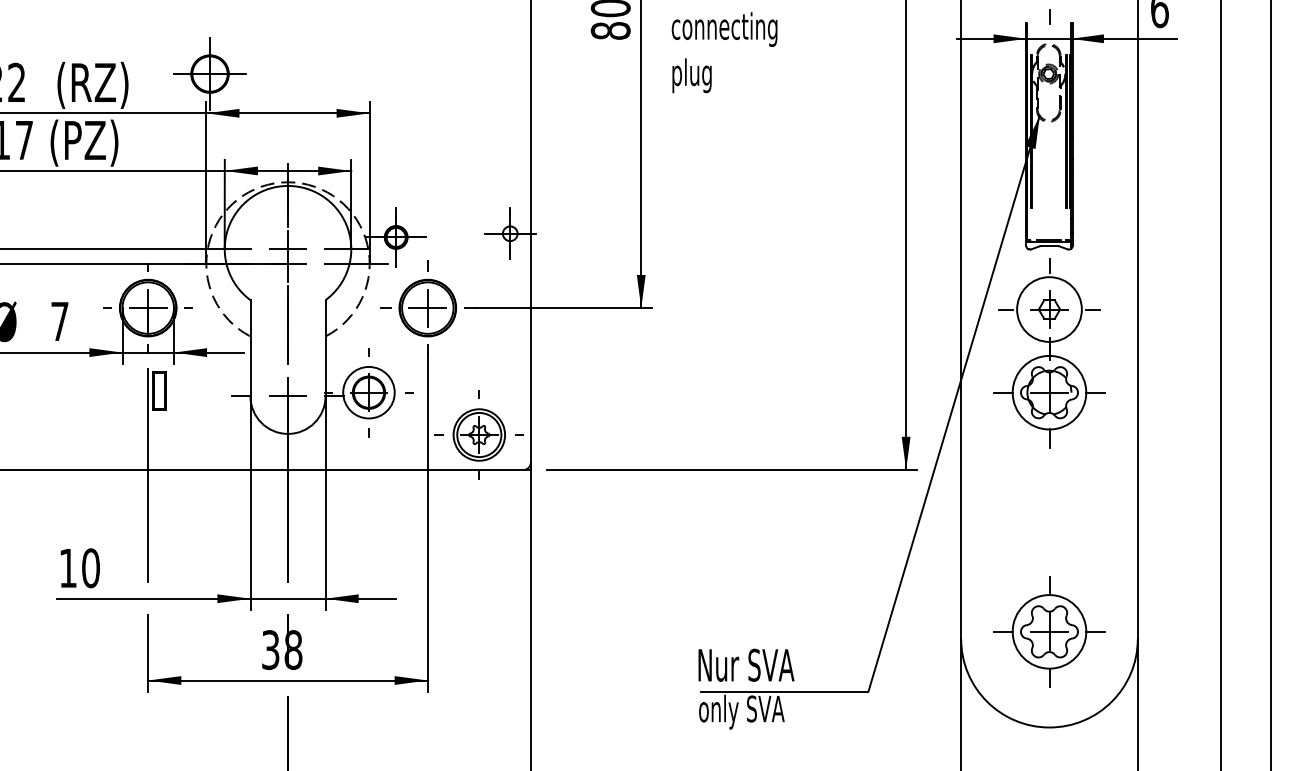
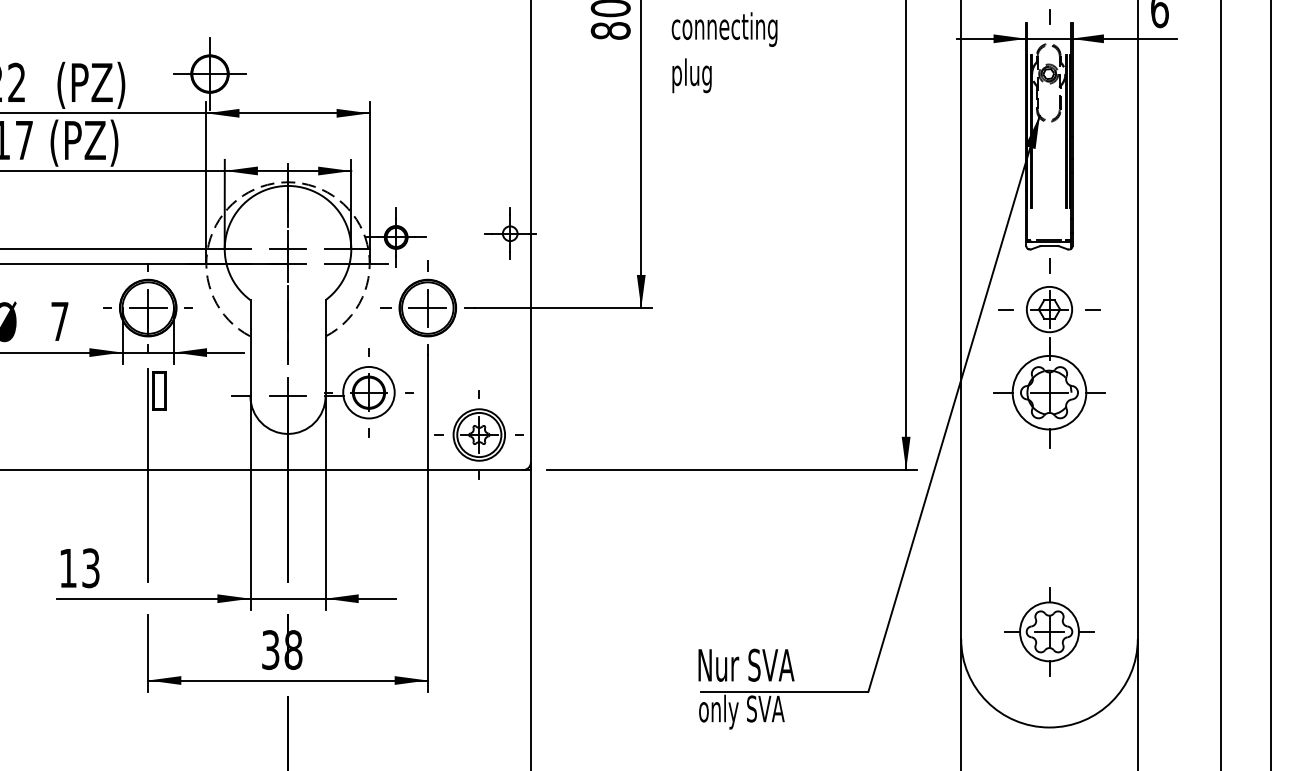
text: (RZ) -> (PZ) (101, 84)
circle diameter: 65 px -> 45 px (1049, 309)
text: 10 -> 13 (90, 568)
part size: 113x112 px -> 91x90 px (1049, 631)
